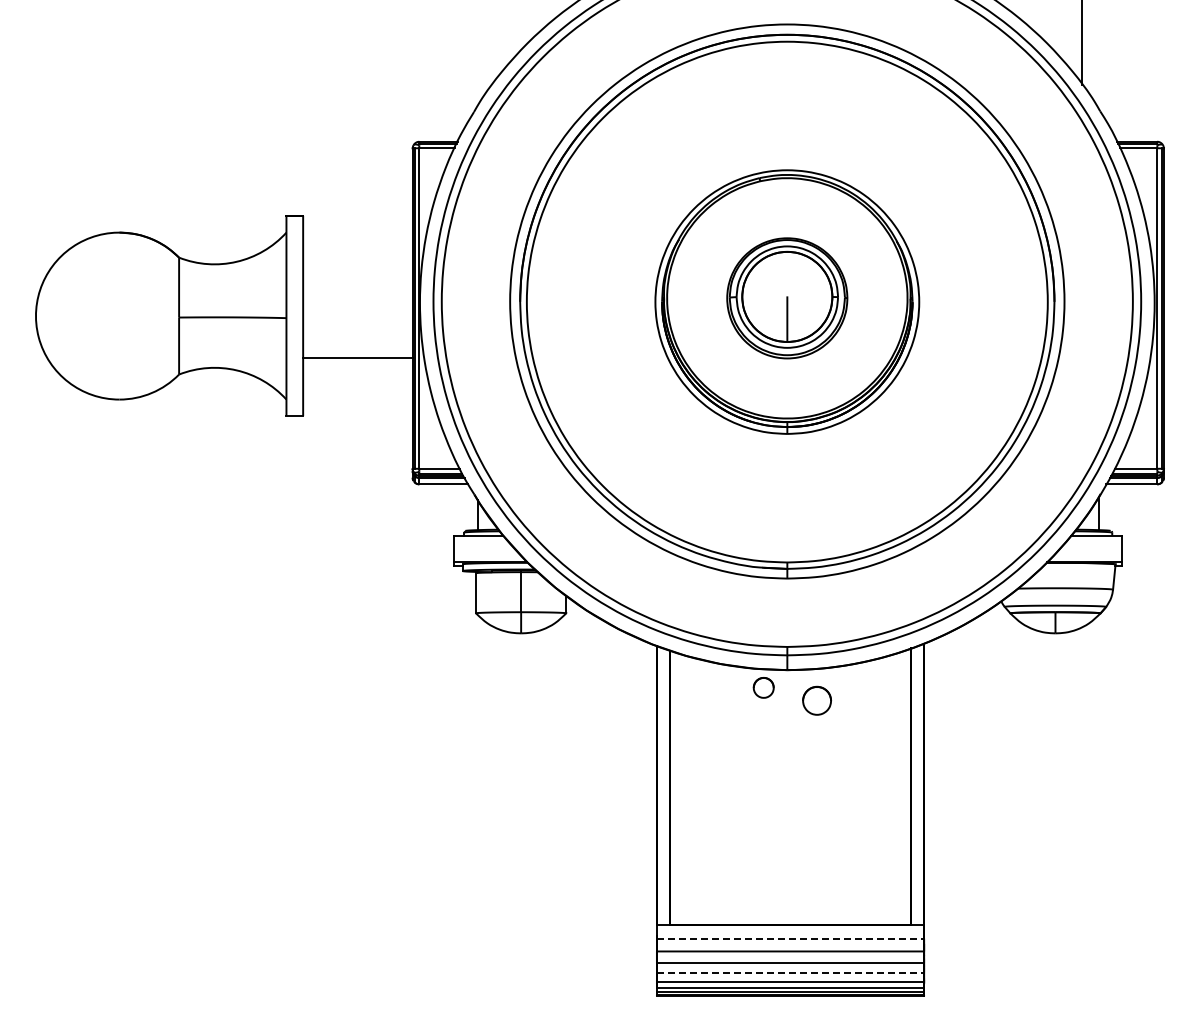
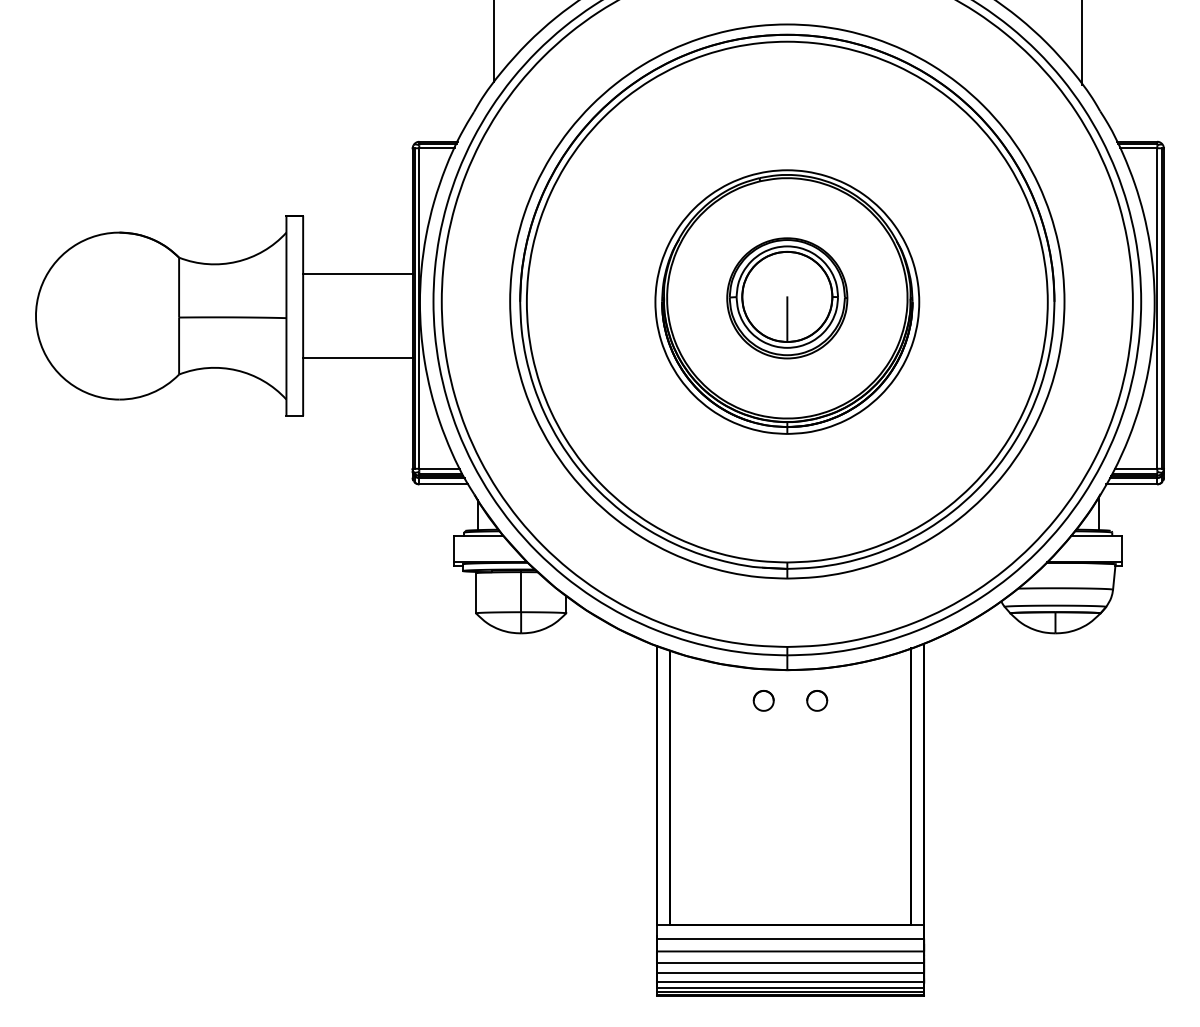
line: none -> present (494, 42)
line: none -> present (357, 274)
part position: (763, 687) -> (763, 700) (763, 700)
part size: 30x31 px -> 23x22 px (817, 700)
line: dashed -> solid (790, 939)
line: dashed -> solid (790, 973)
